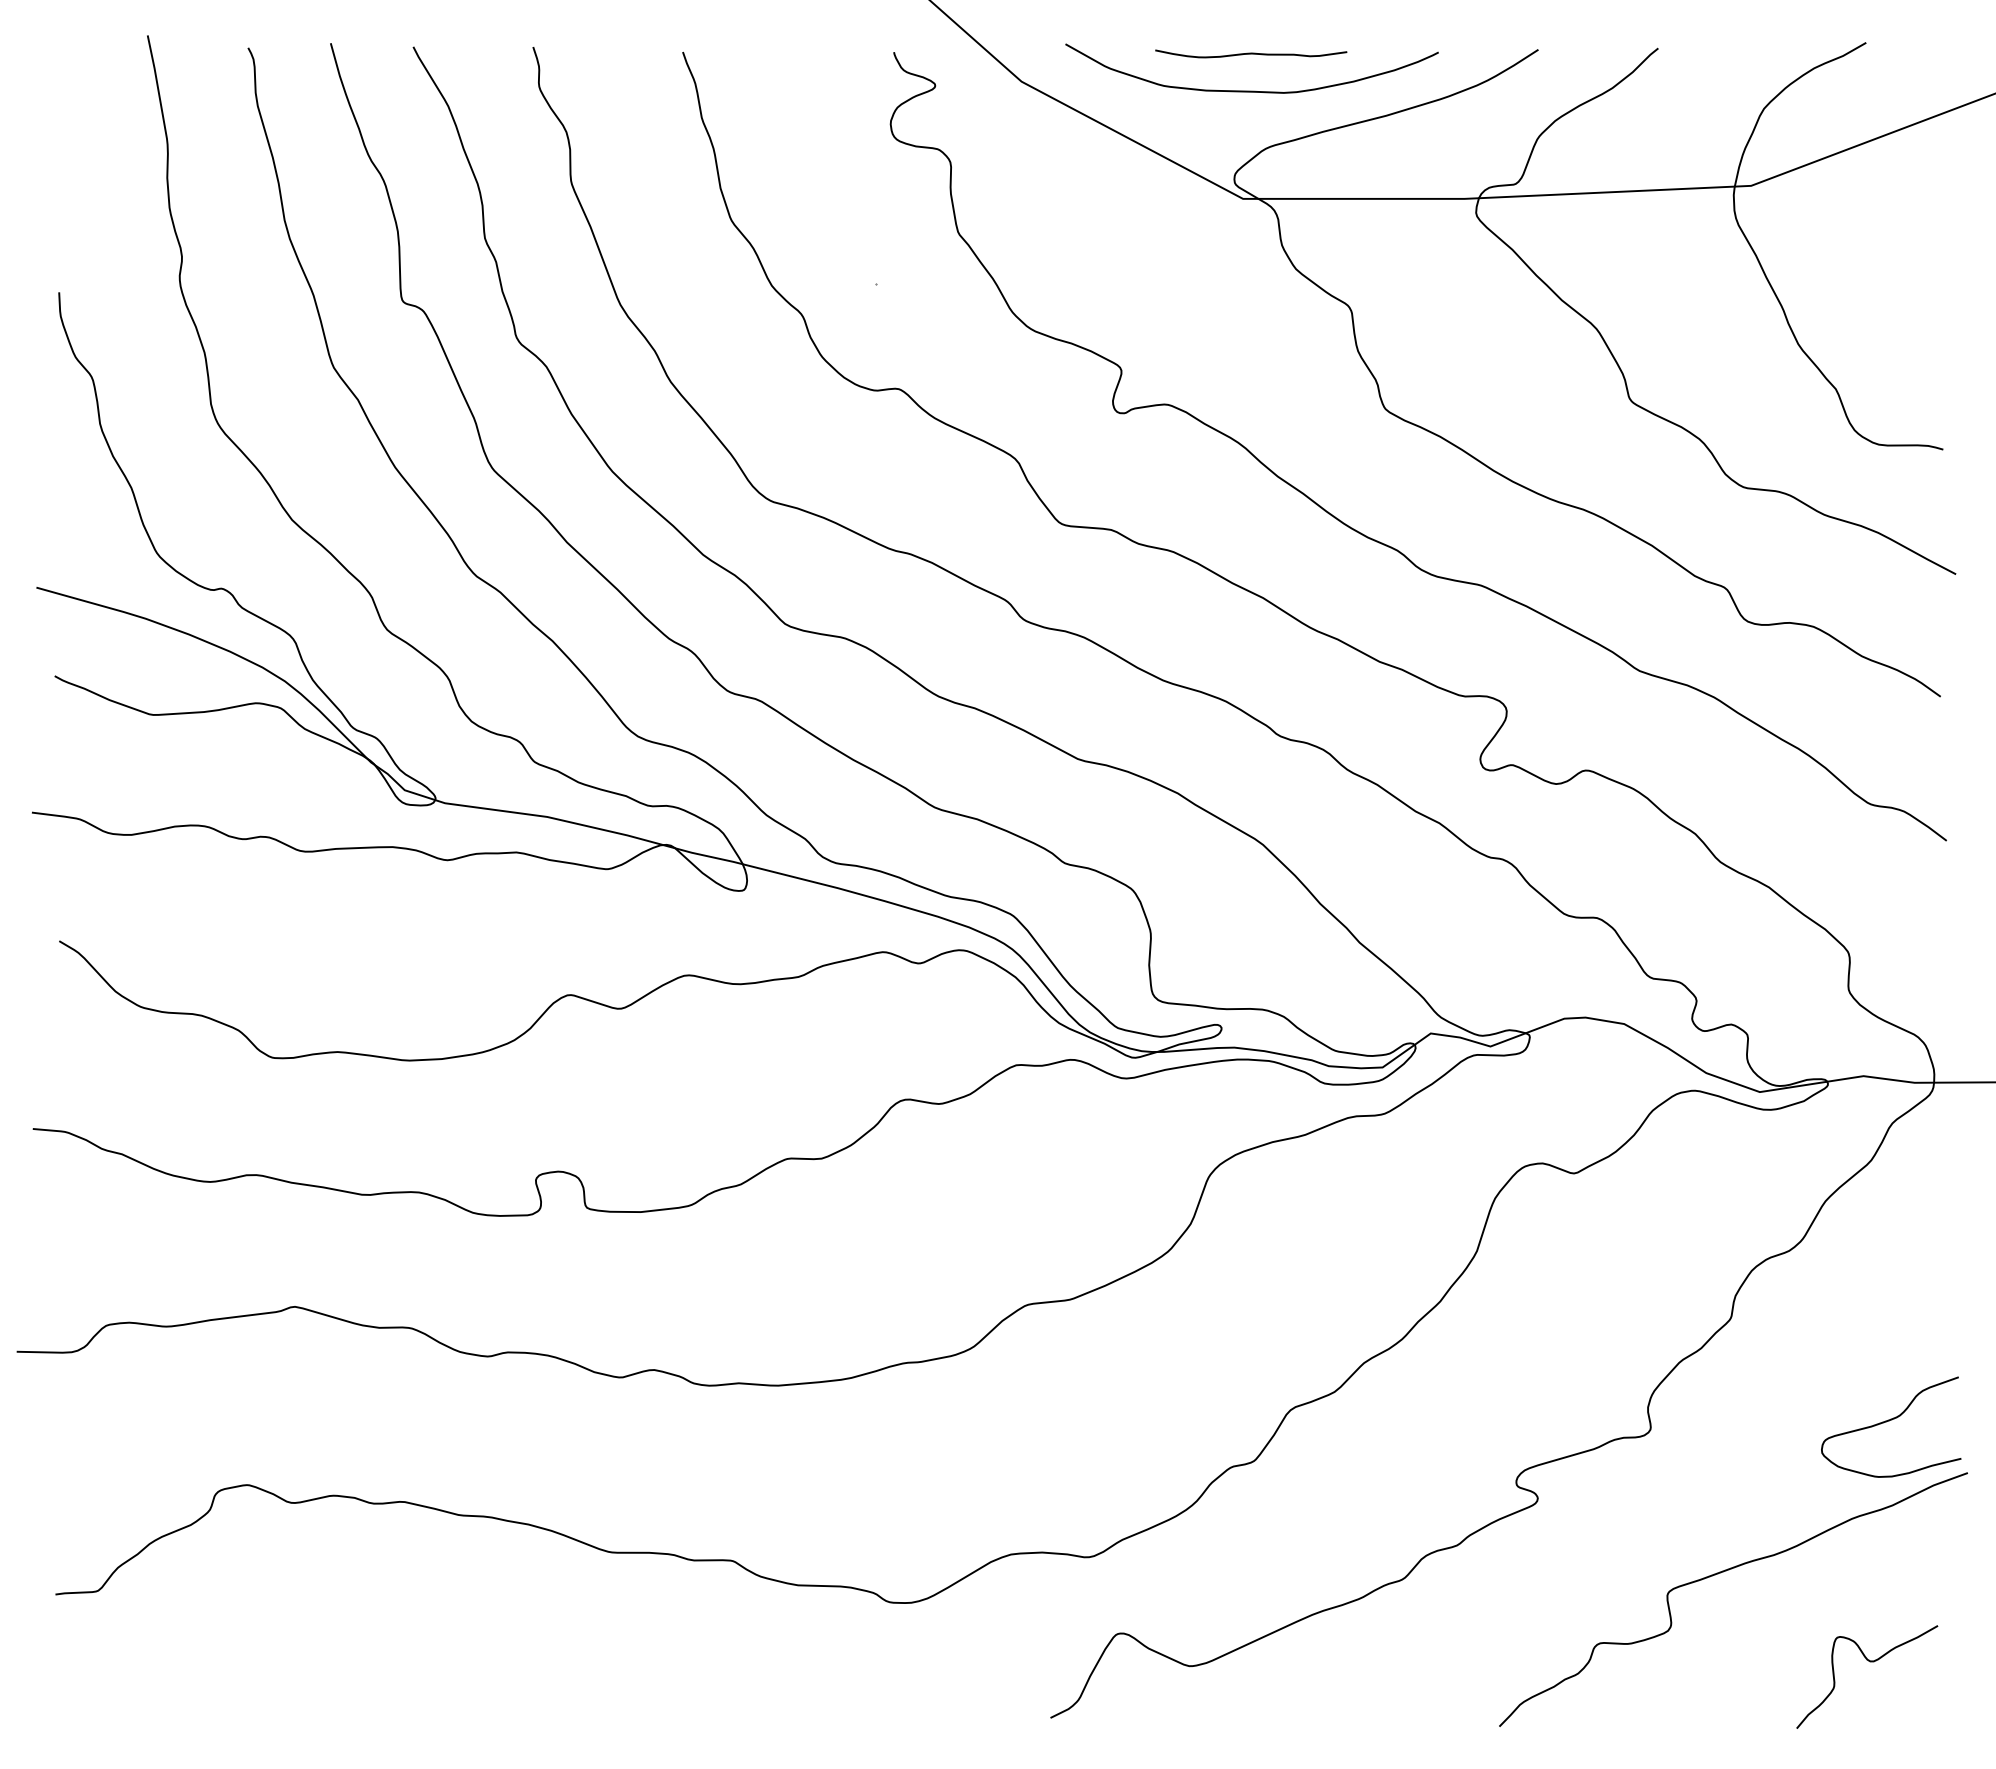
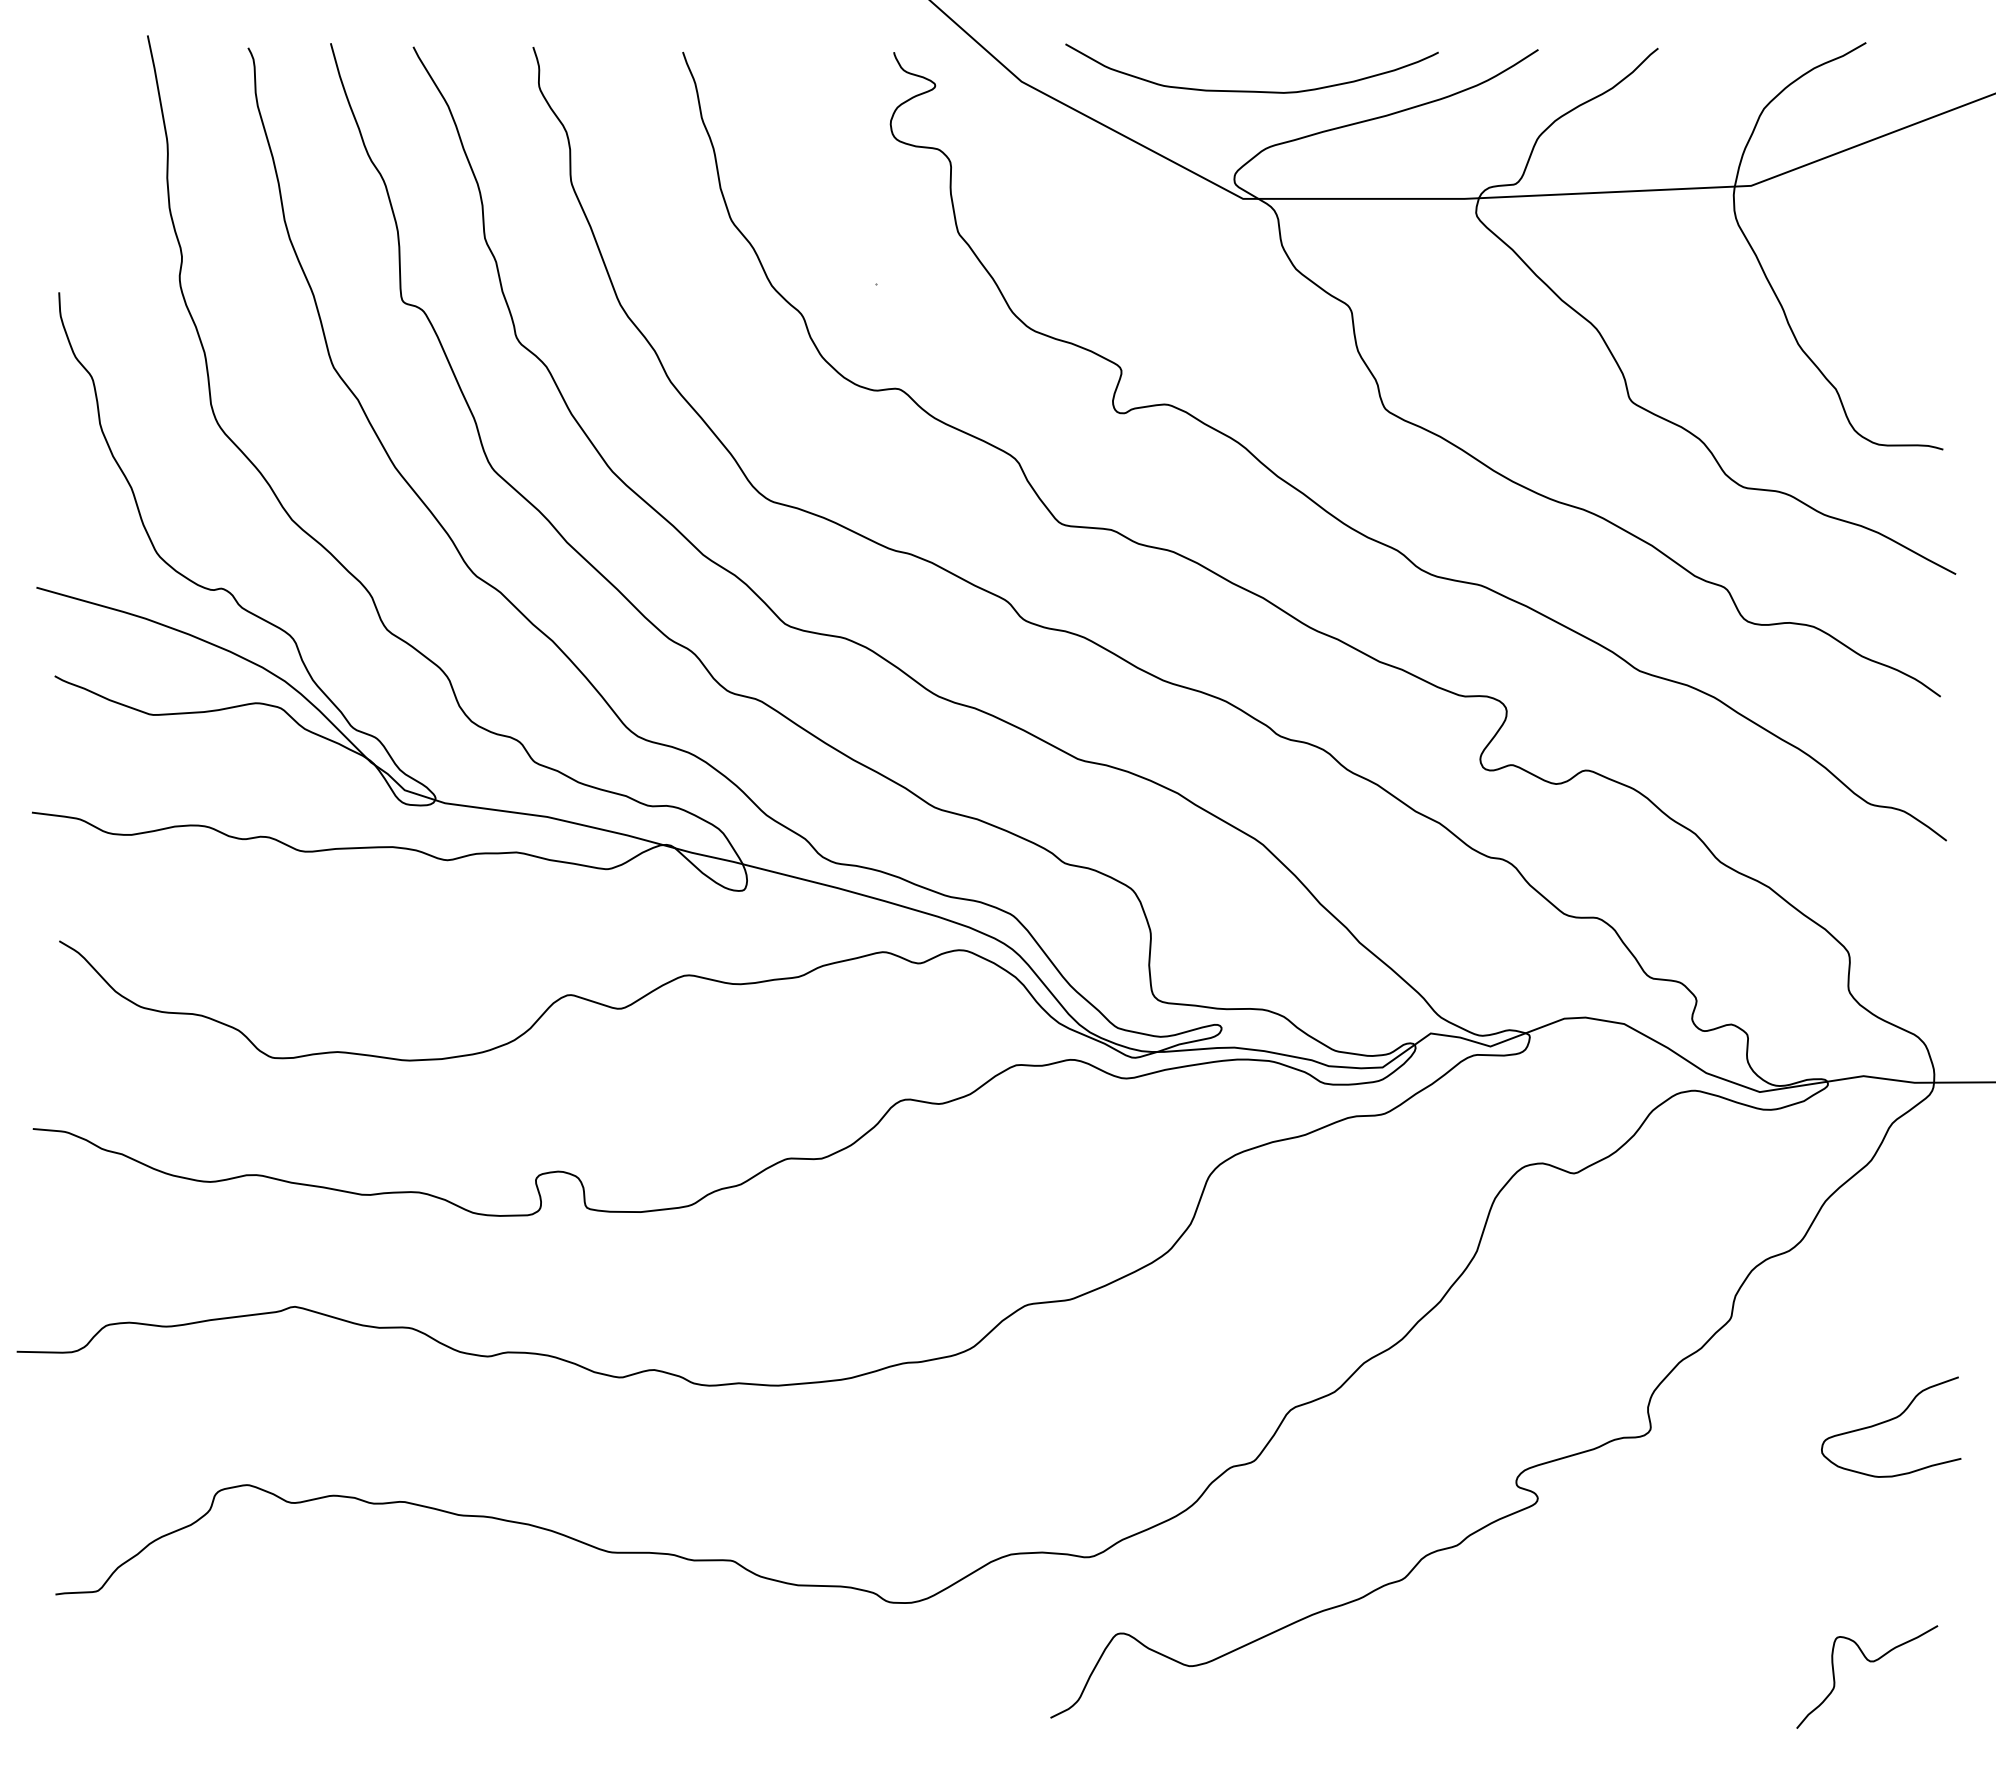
curve: present -> none (1251, 53)
curve: present -> none (1723, 1572)
